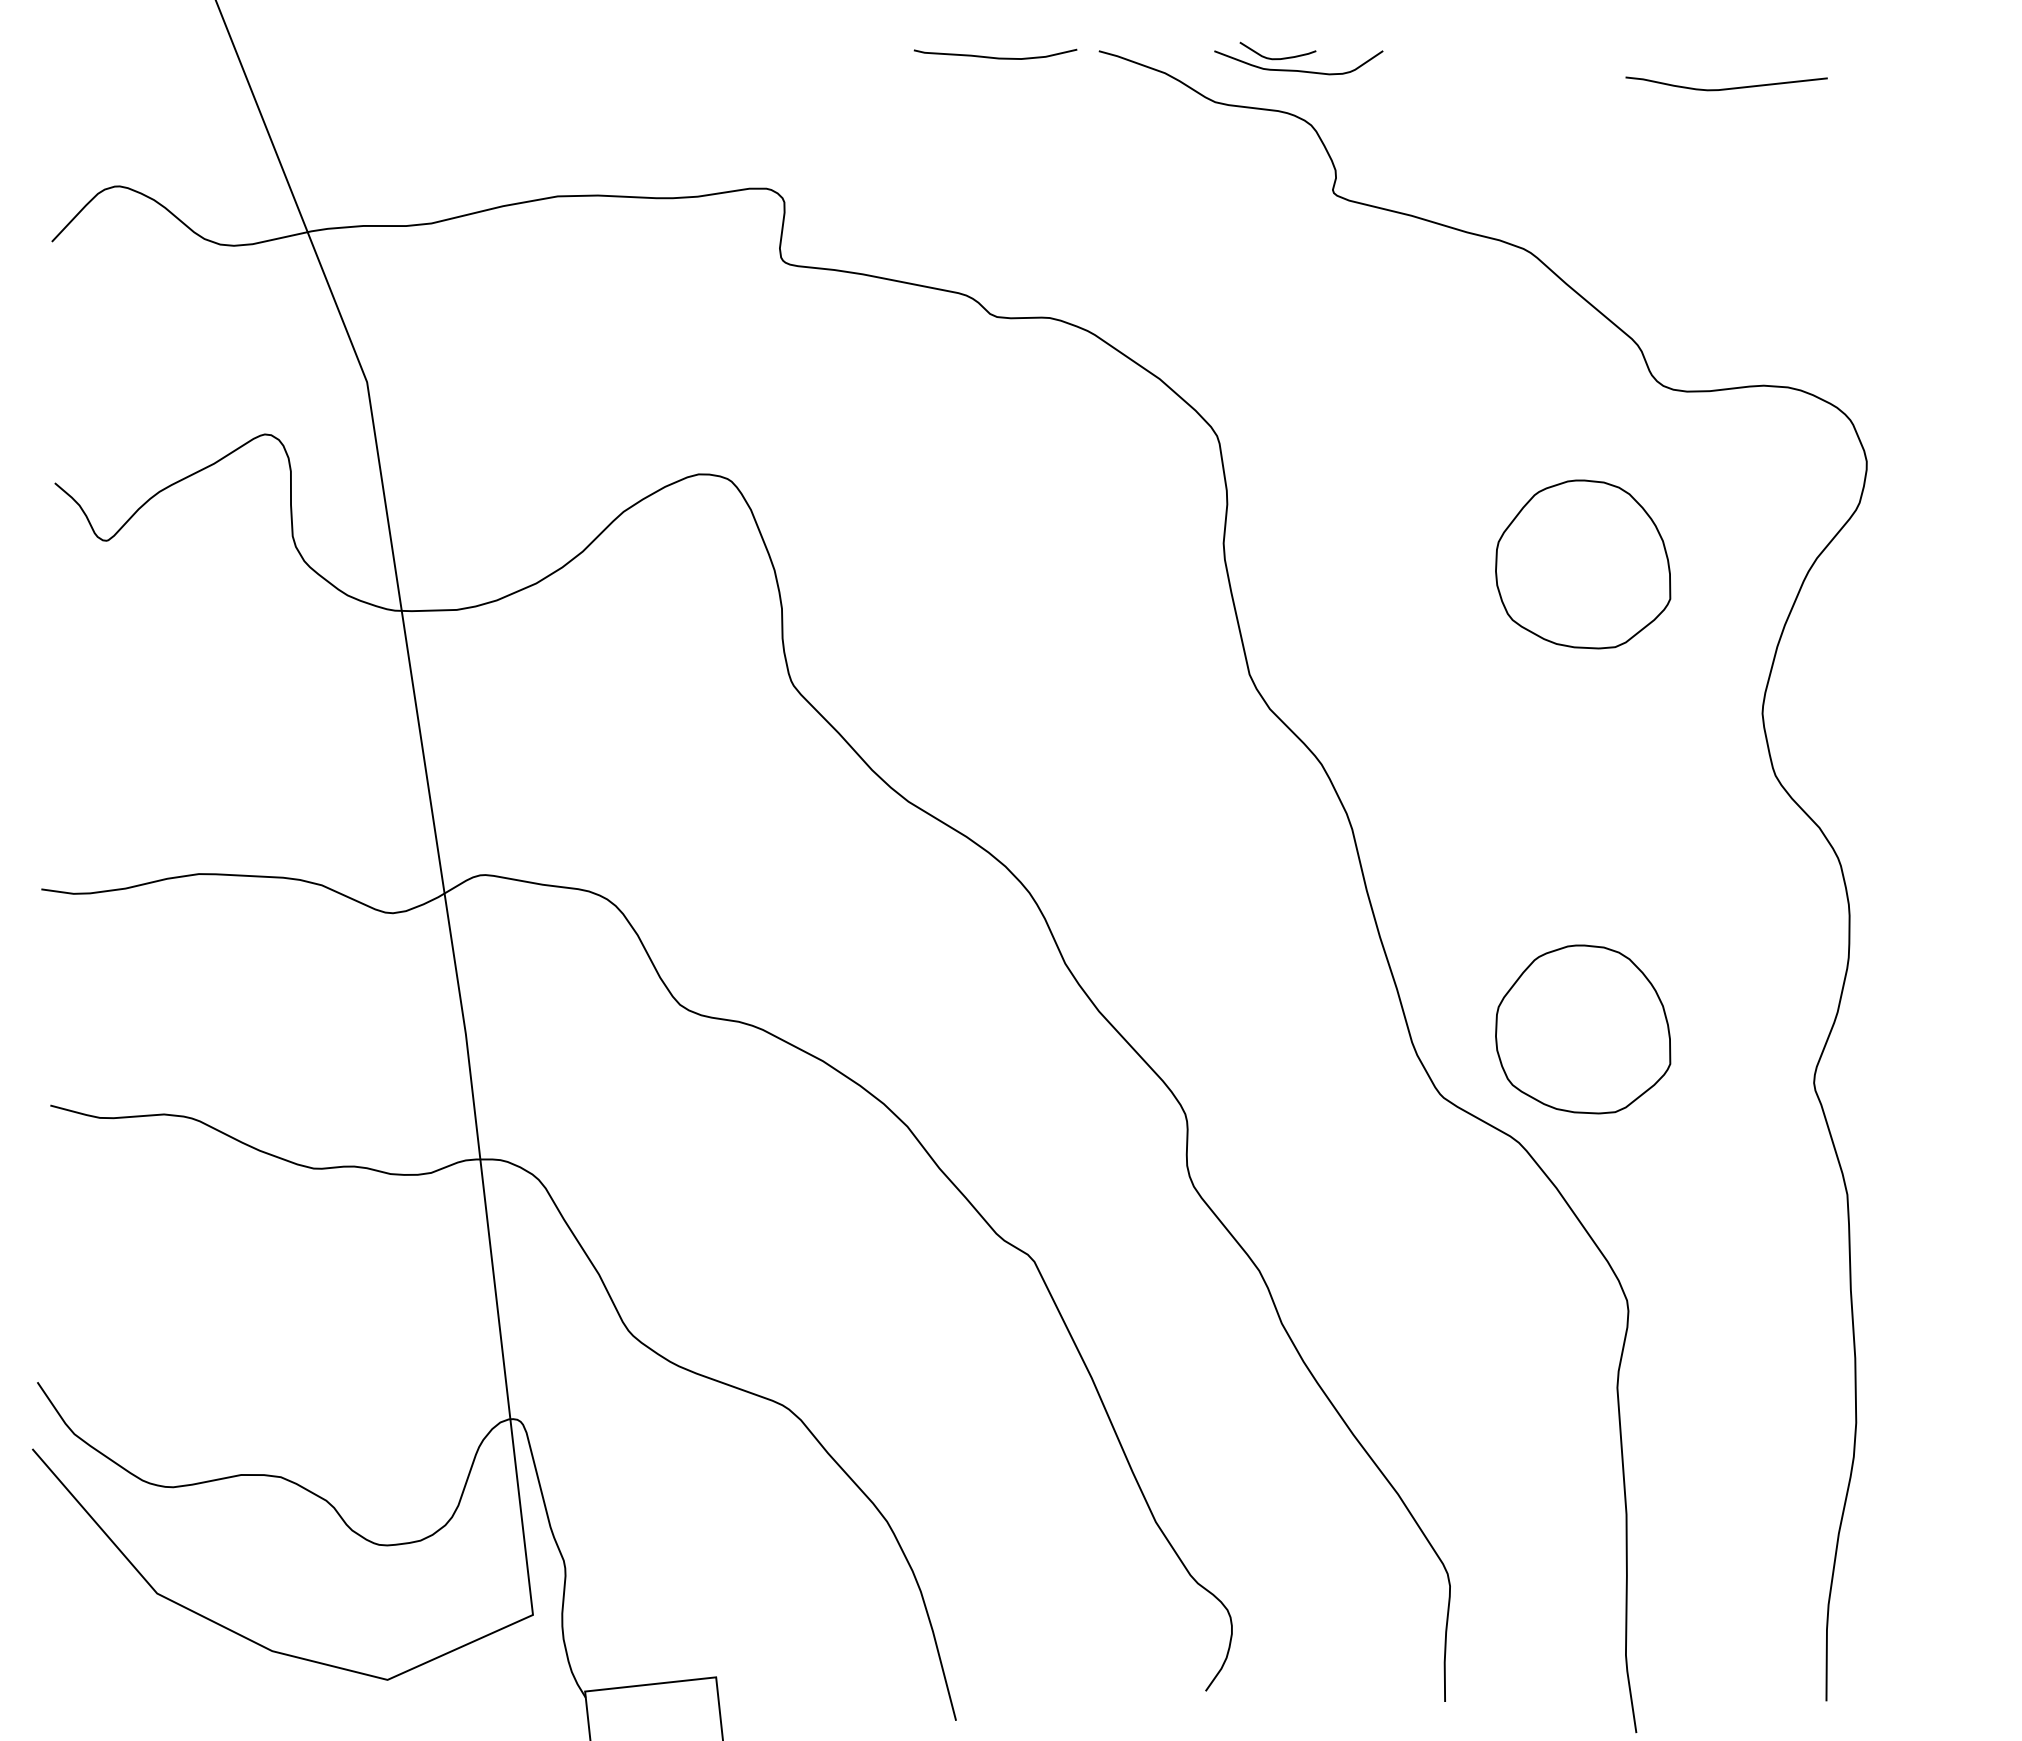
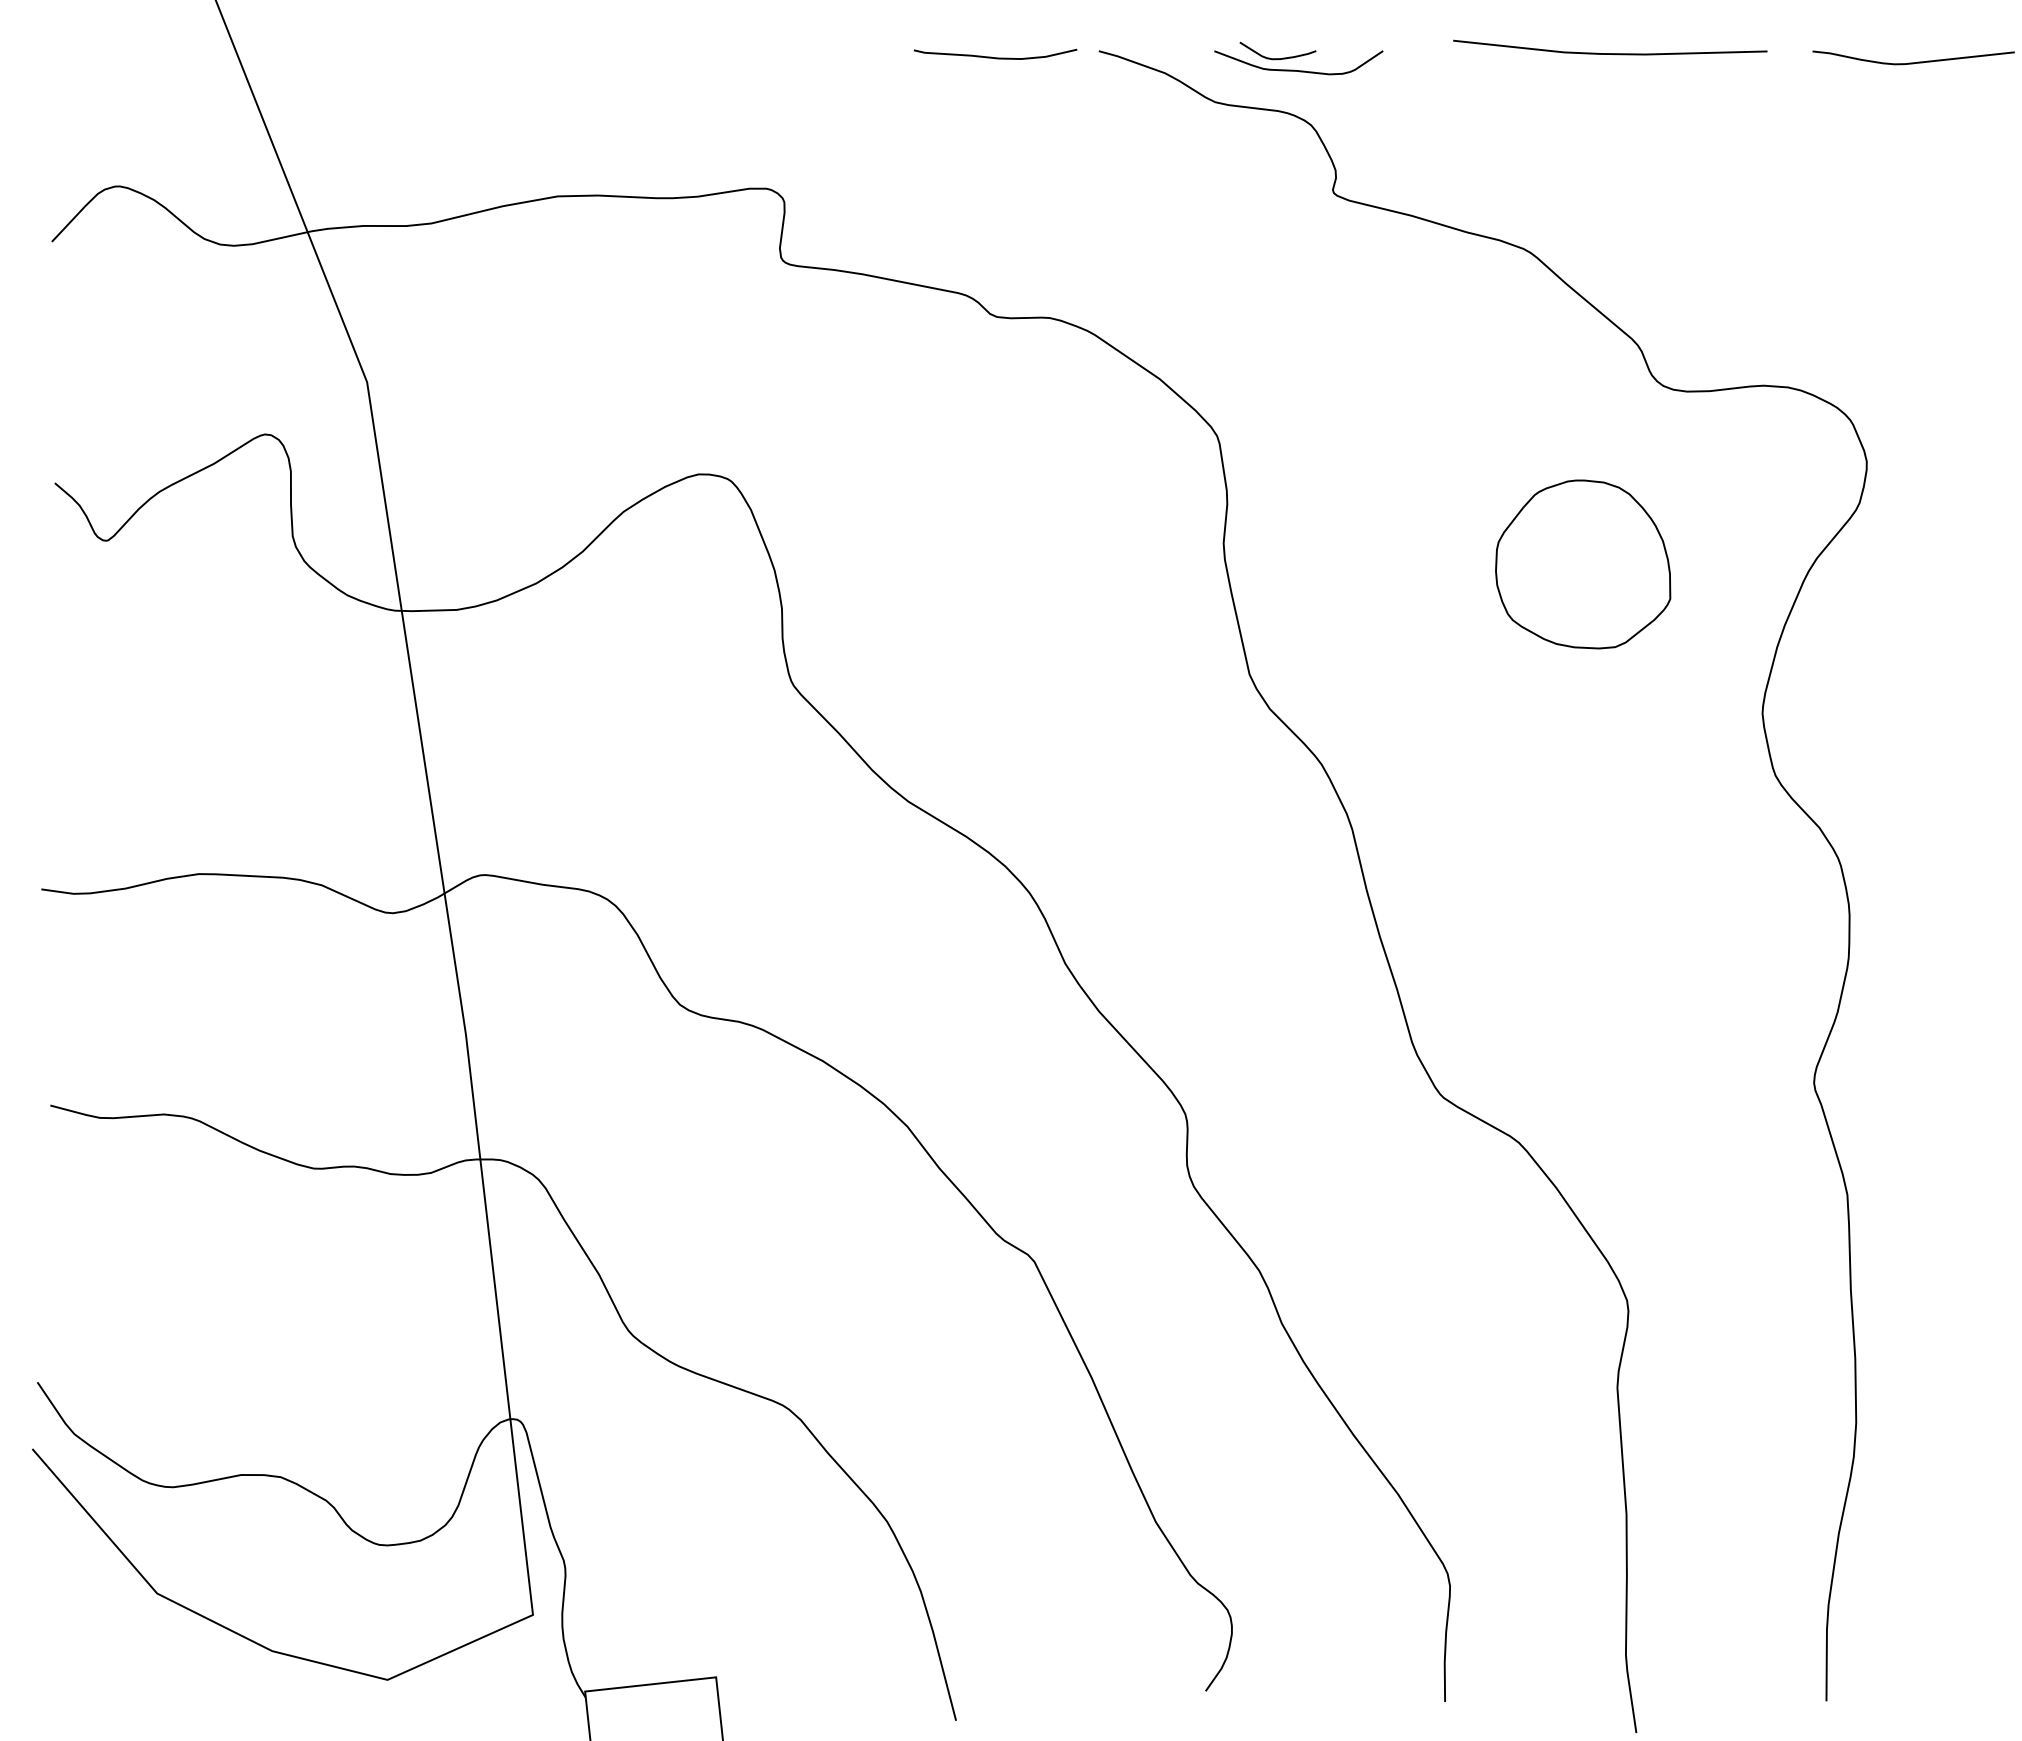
line: none -> present (1610, 53)
curve position: (1726, 88) -> (1913, 62) (1913, 62)
part: present -> none (1583, 1029)
